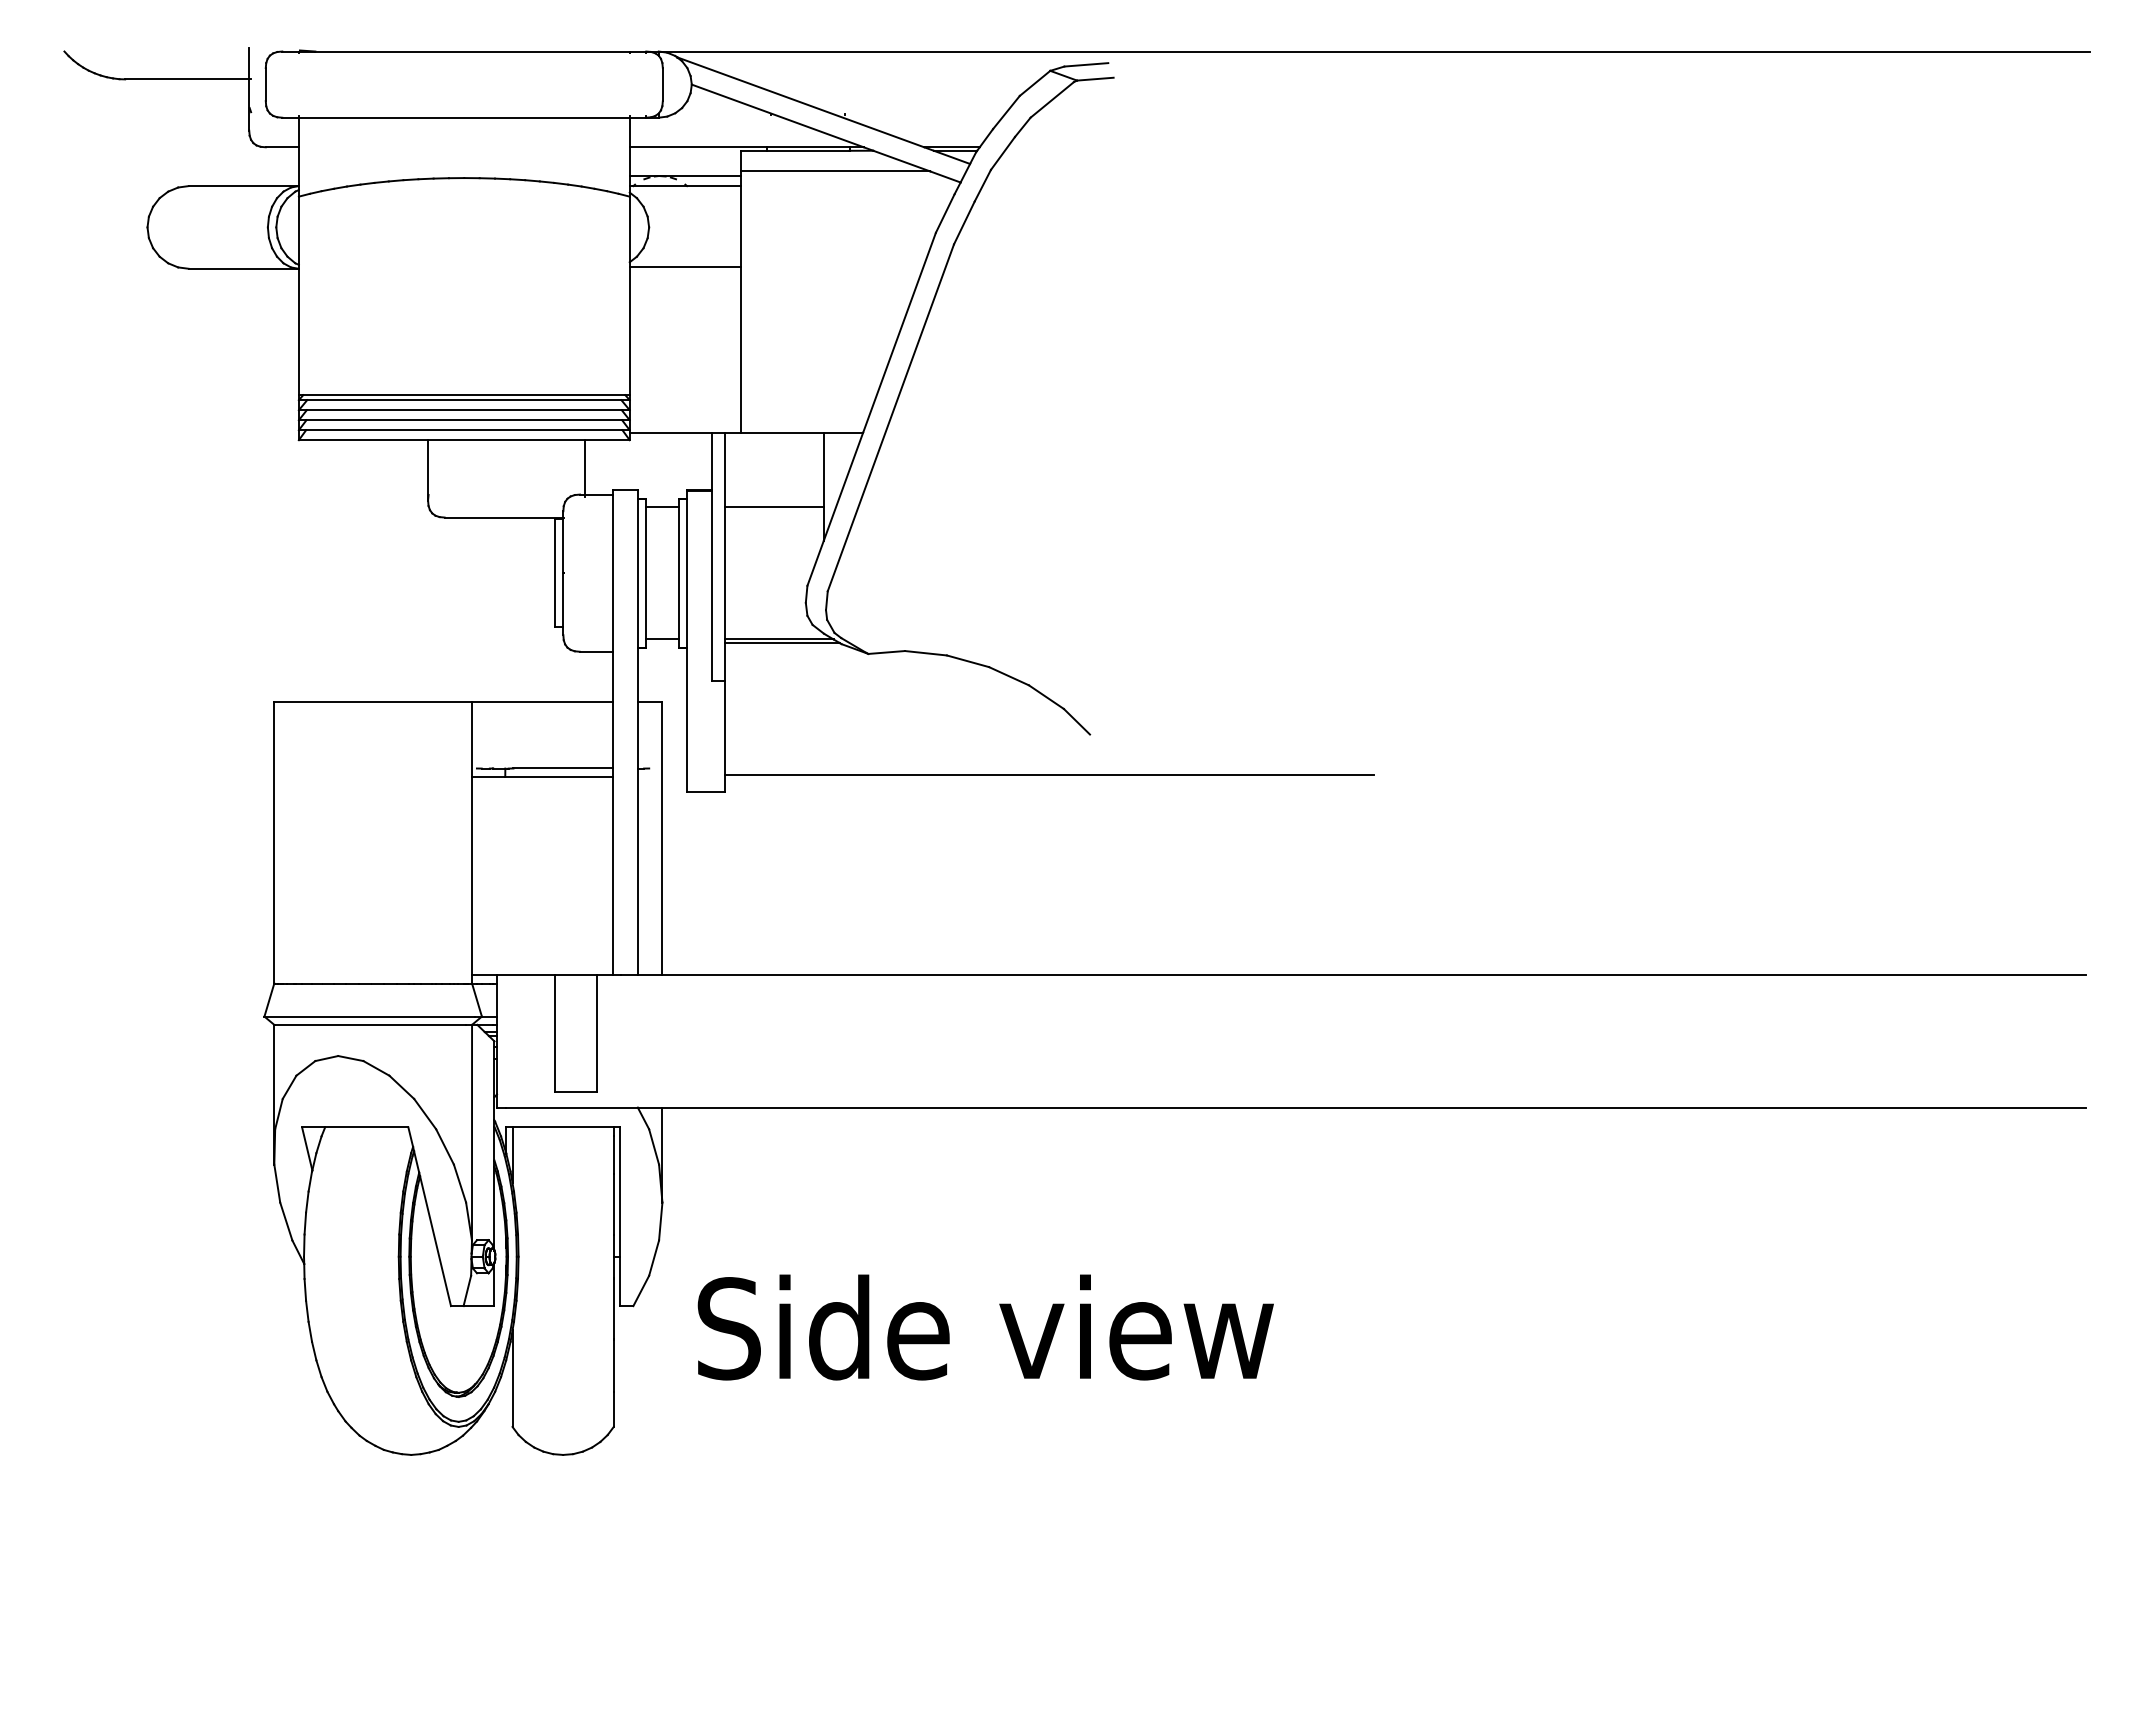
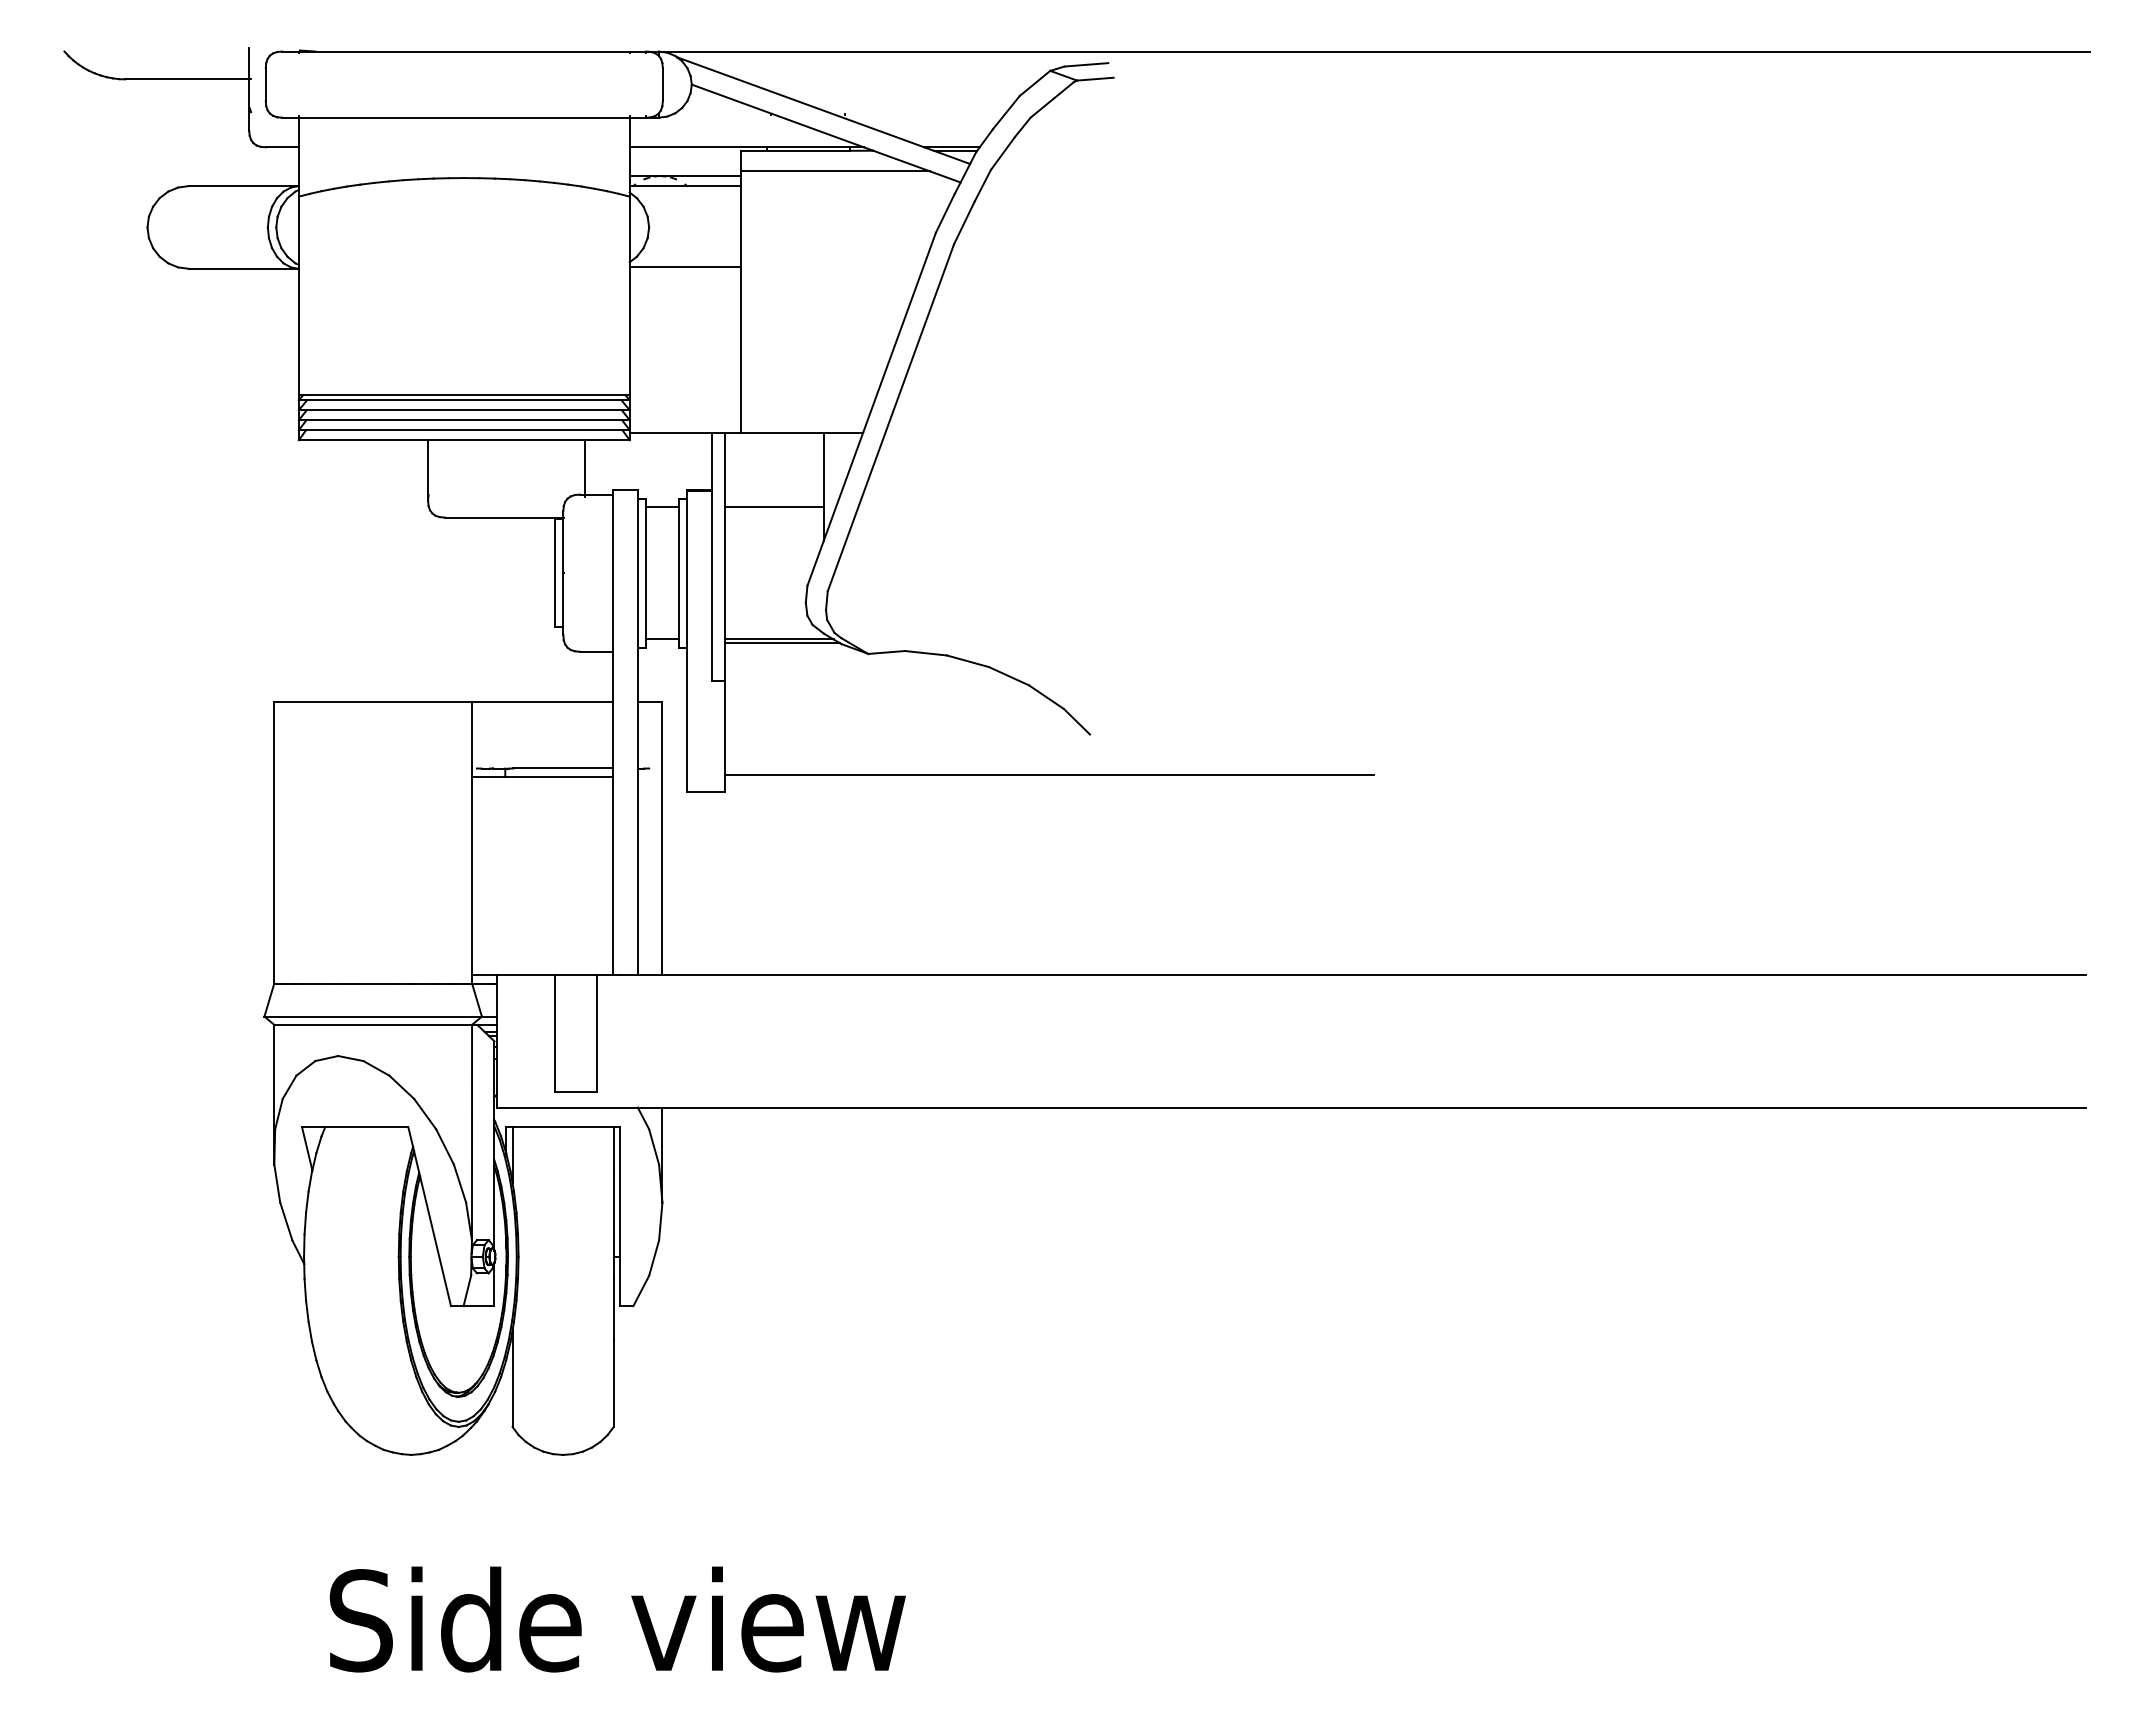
text position: (985, 1327) -> (617, 1619) (617, 1619)
